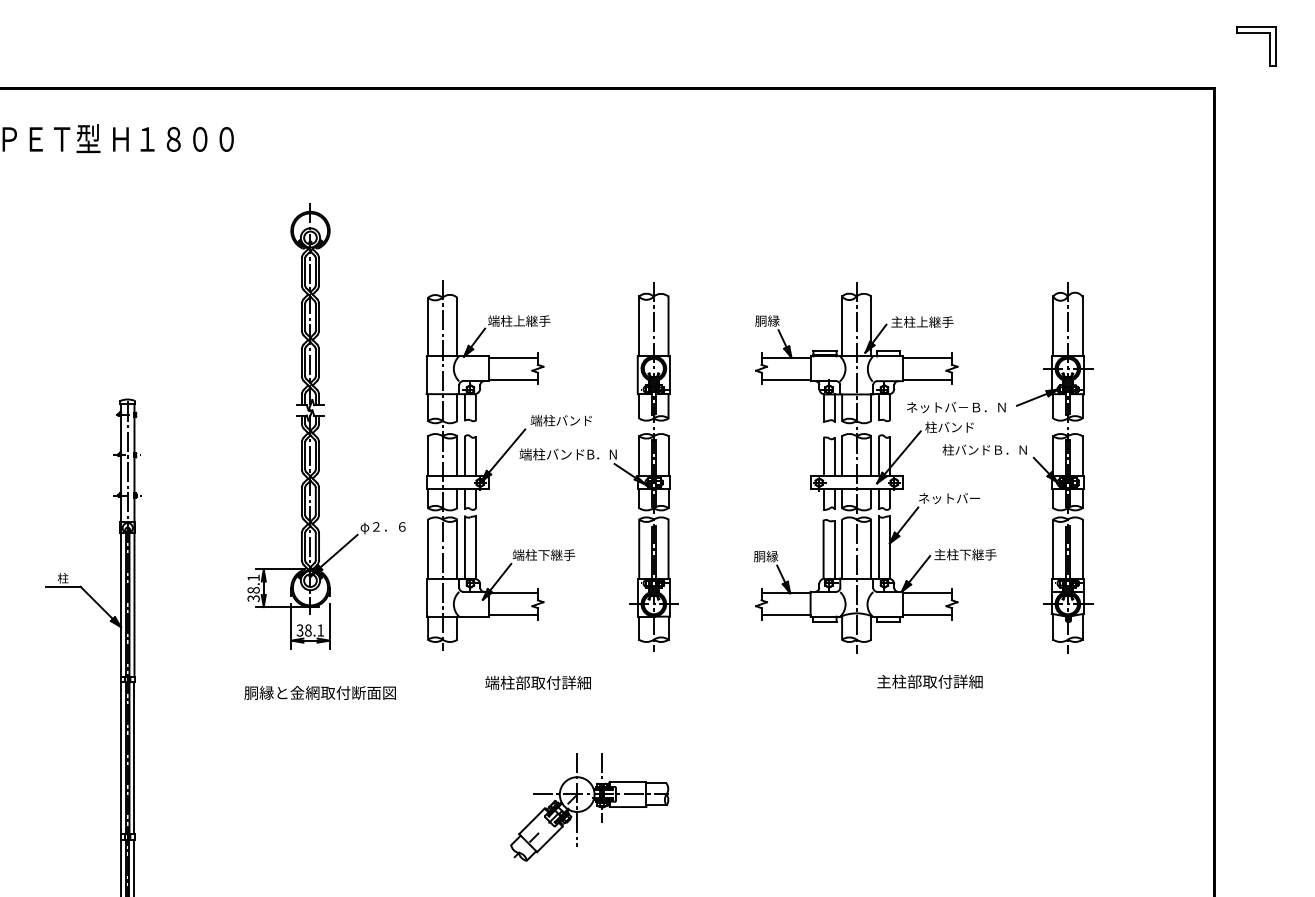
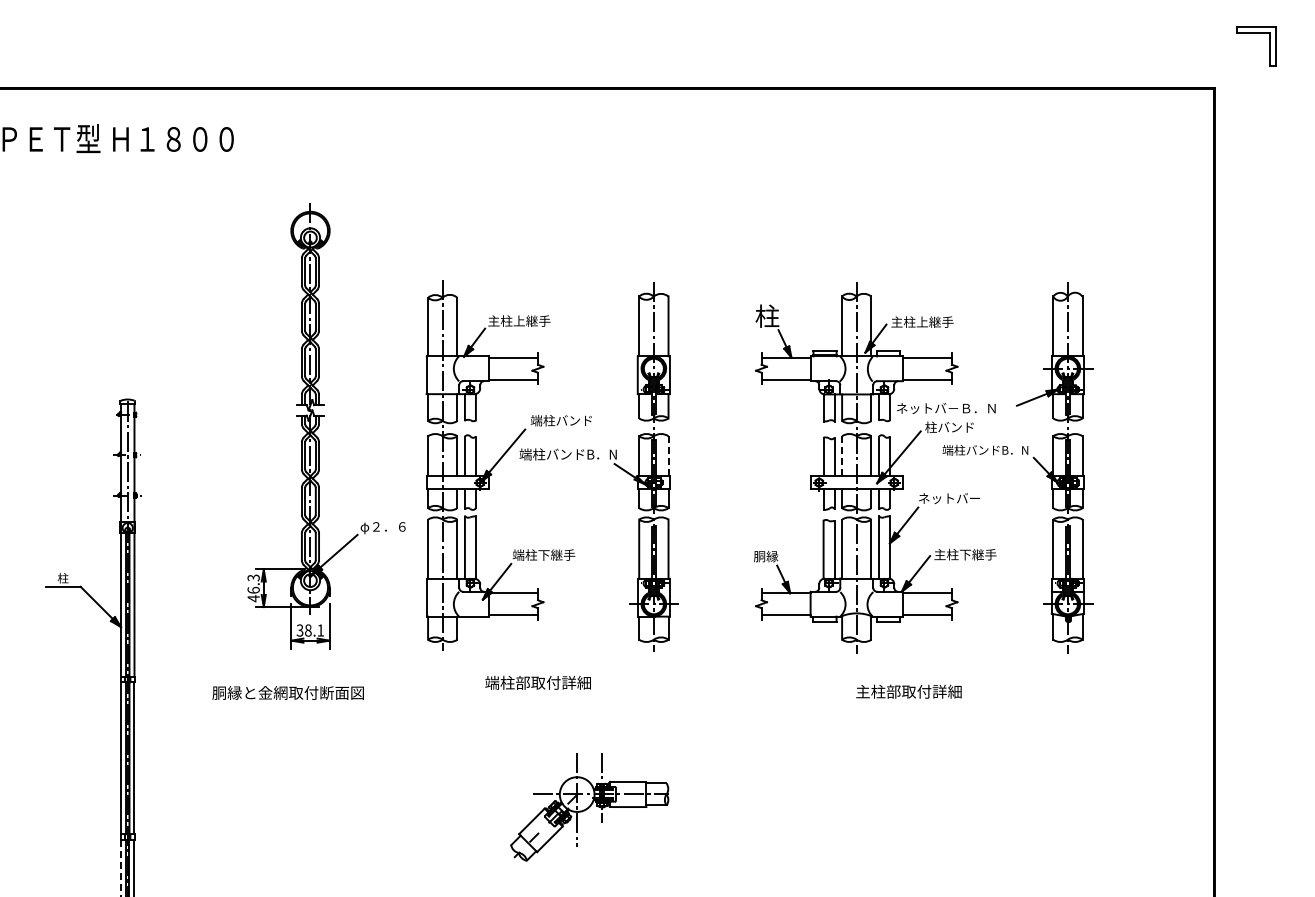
text: 胴縁 -> 柱 (767, 315)
text: 端柱上継手 -> 主柱上継手 (493, 320)
text position: (956, 407) -> (946, 408) (946, 408)
text: 柱バンドＢ．Ｎ -> 端柱バンドB．N (985, 449)
line: solid -> dashed (668, 456)
line: solid -> dashed (842, 456)
text: 38.1 -> 46.3 (253, 588)
text position: (929, 681) -> (908, 691) (908, 691)
text position: (319, 692) -> (287, 692) (287, 692)
line: solid -> dashed (121, 868)
